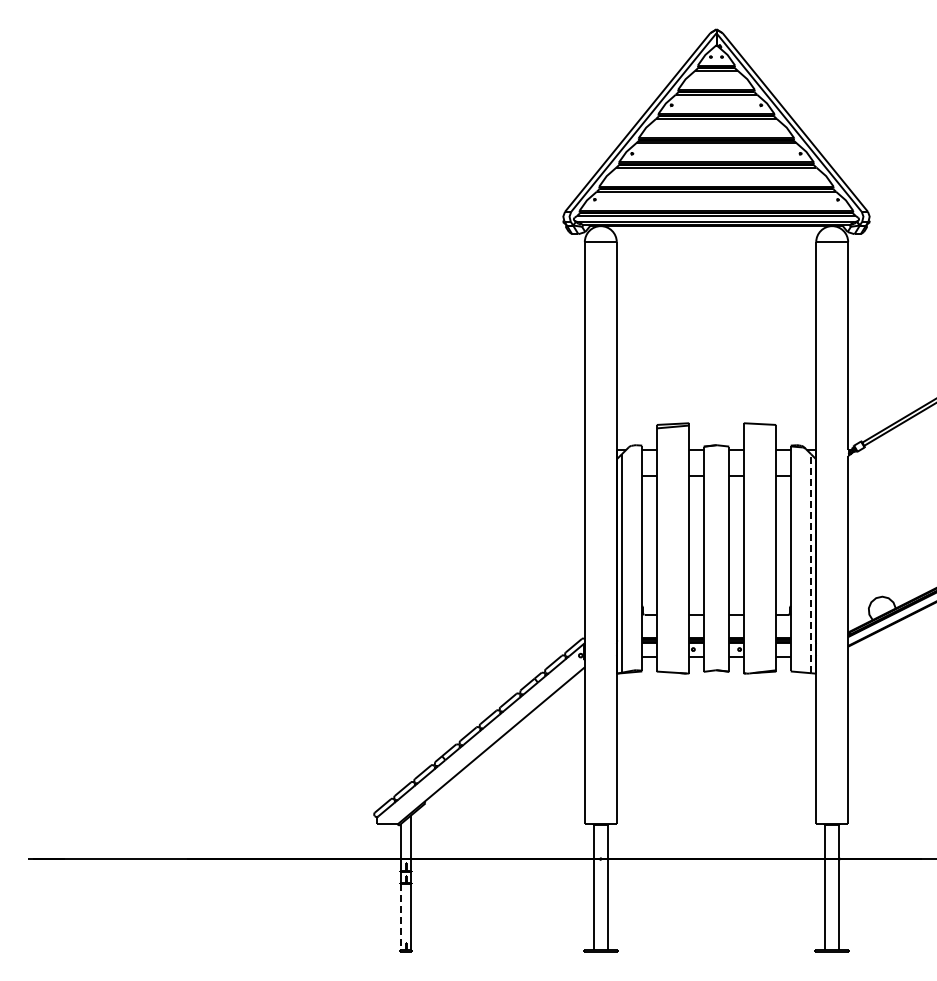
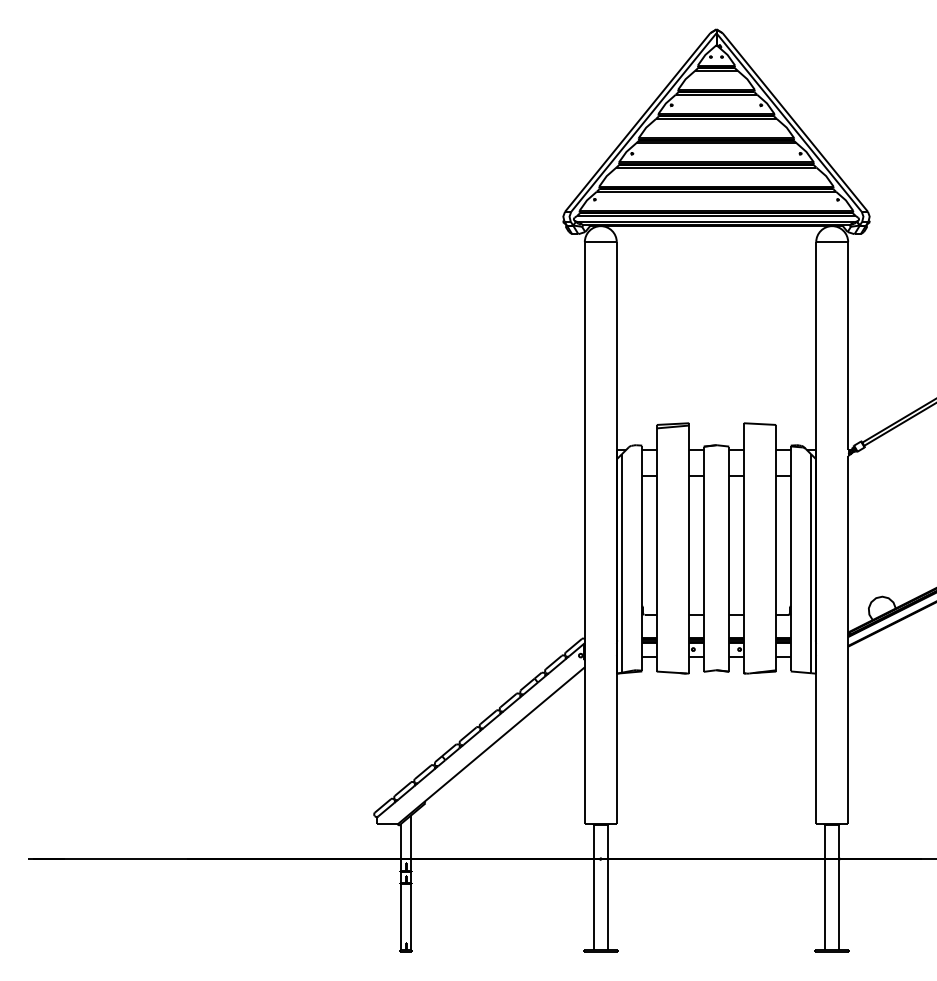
line: dashed -> solid (811, 563)
line: dashed -> solid (401, 917)
